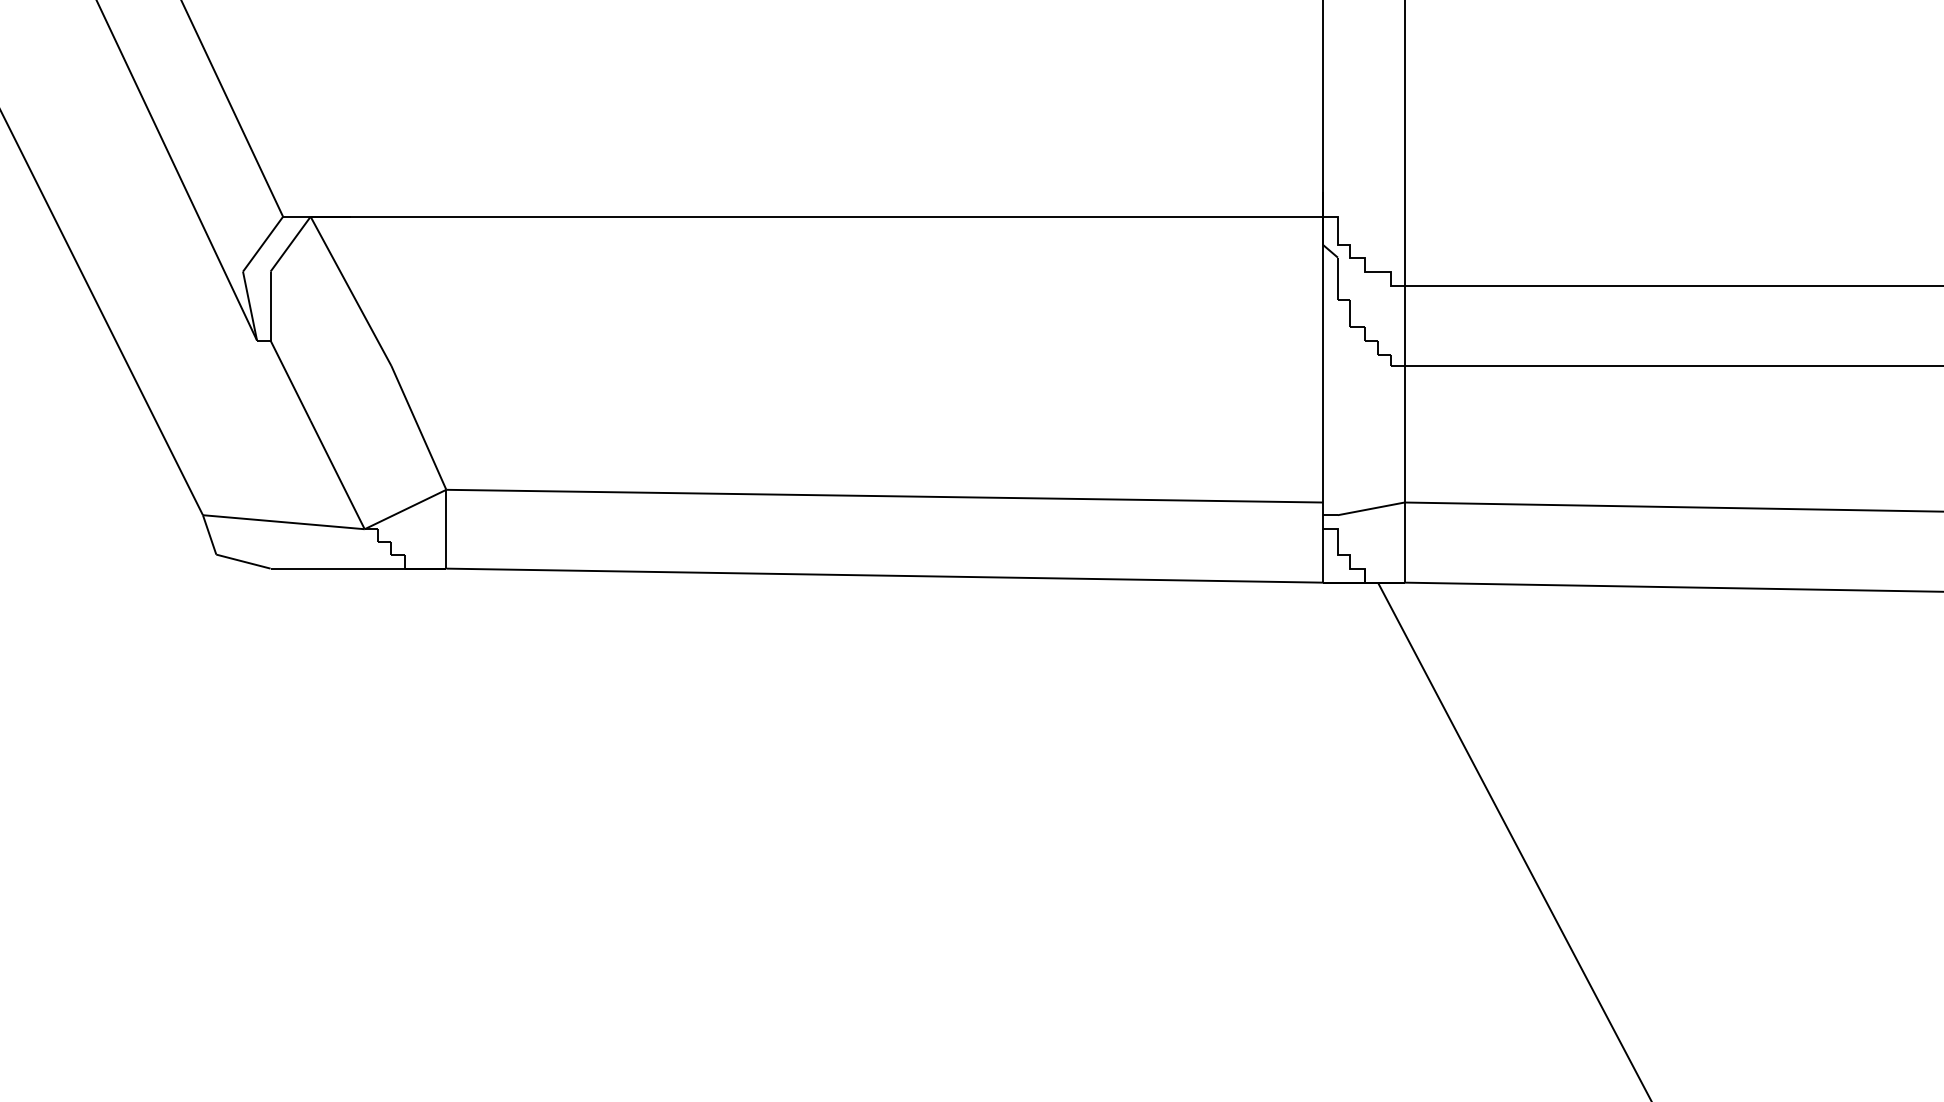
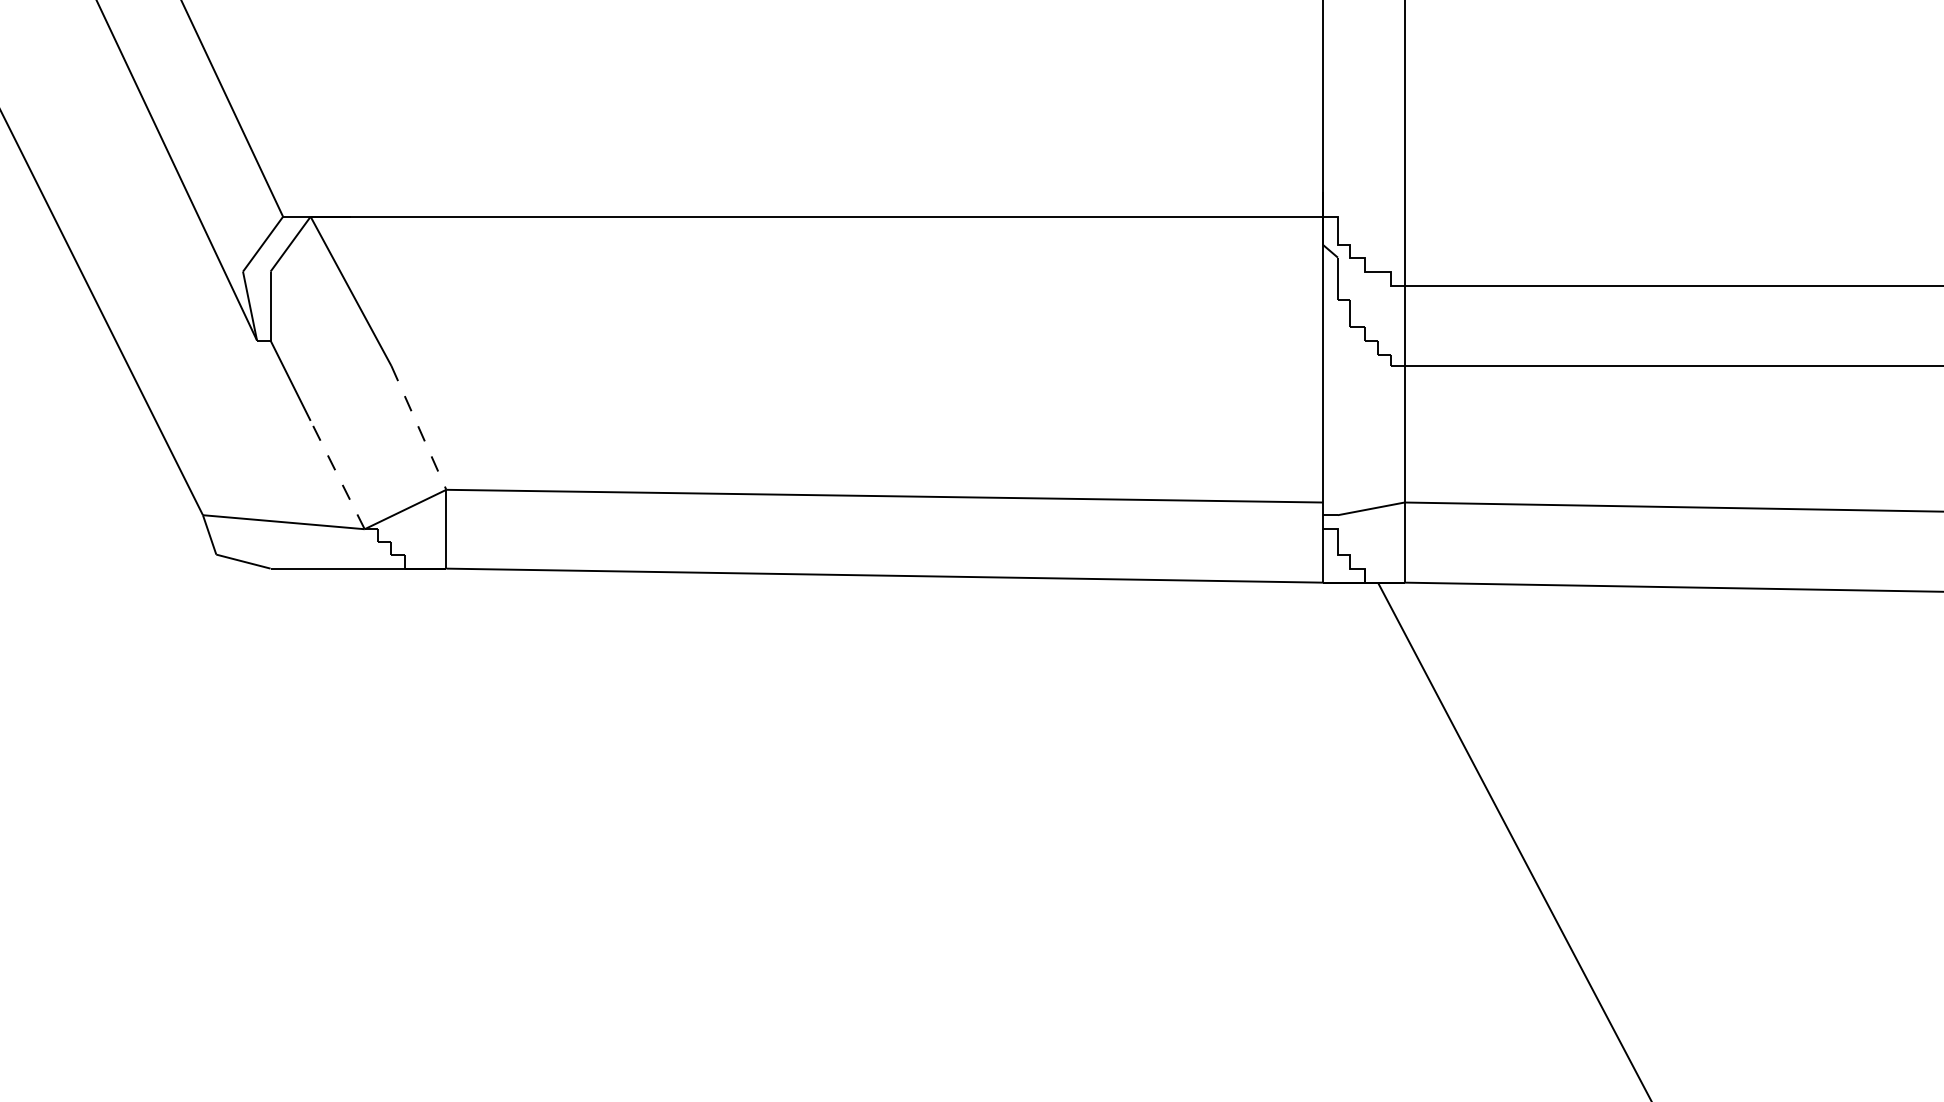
line: solid -> dashed (418, 427)
line: solid -> dashed (337, 475)
